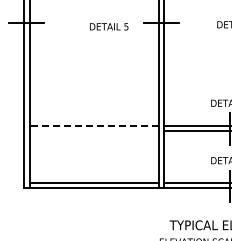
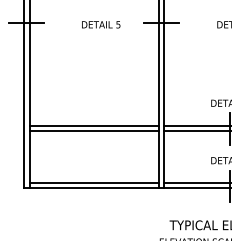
text position: (109, 26) -> (101, 24) (101, 24)
line: dashed -> solid (94, 125)
line: none -> present (93, 131)
